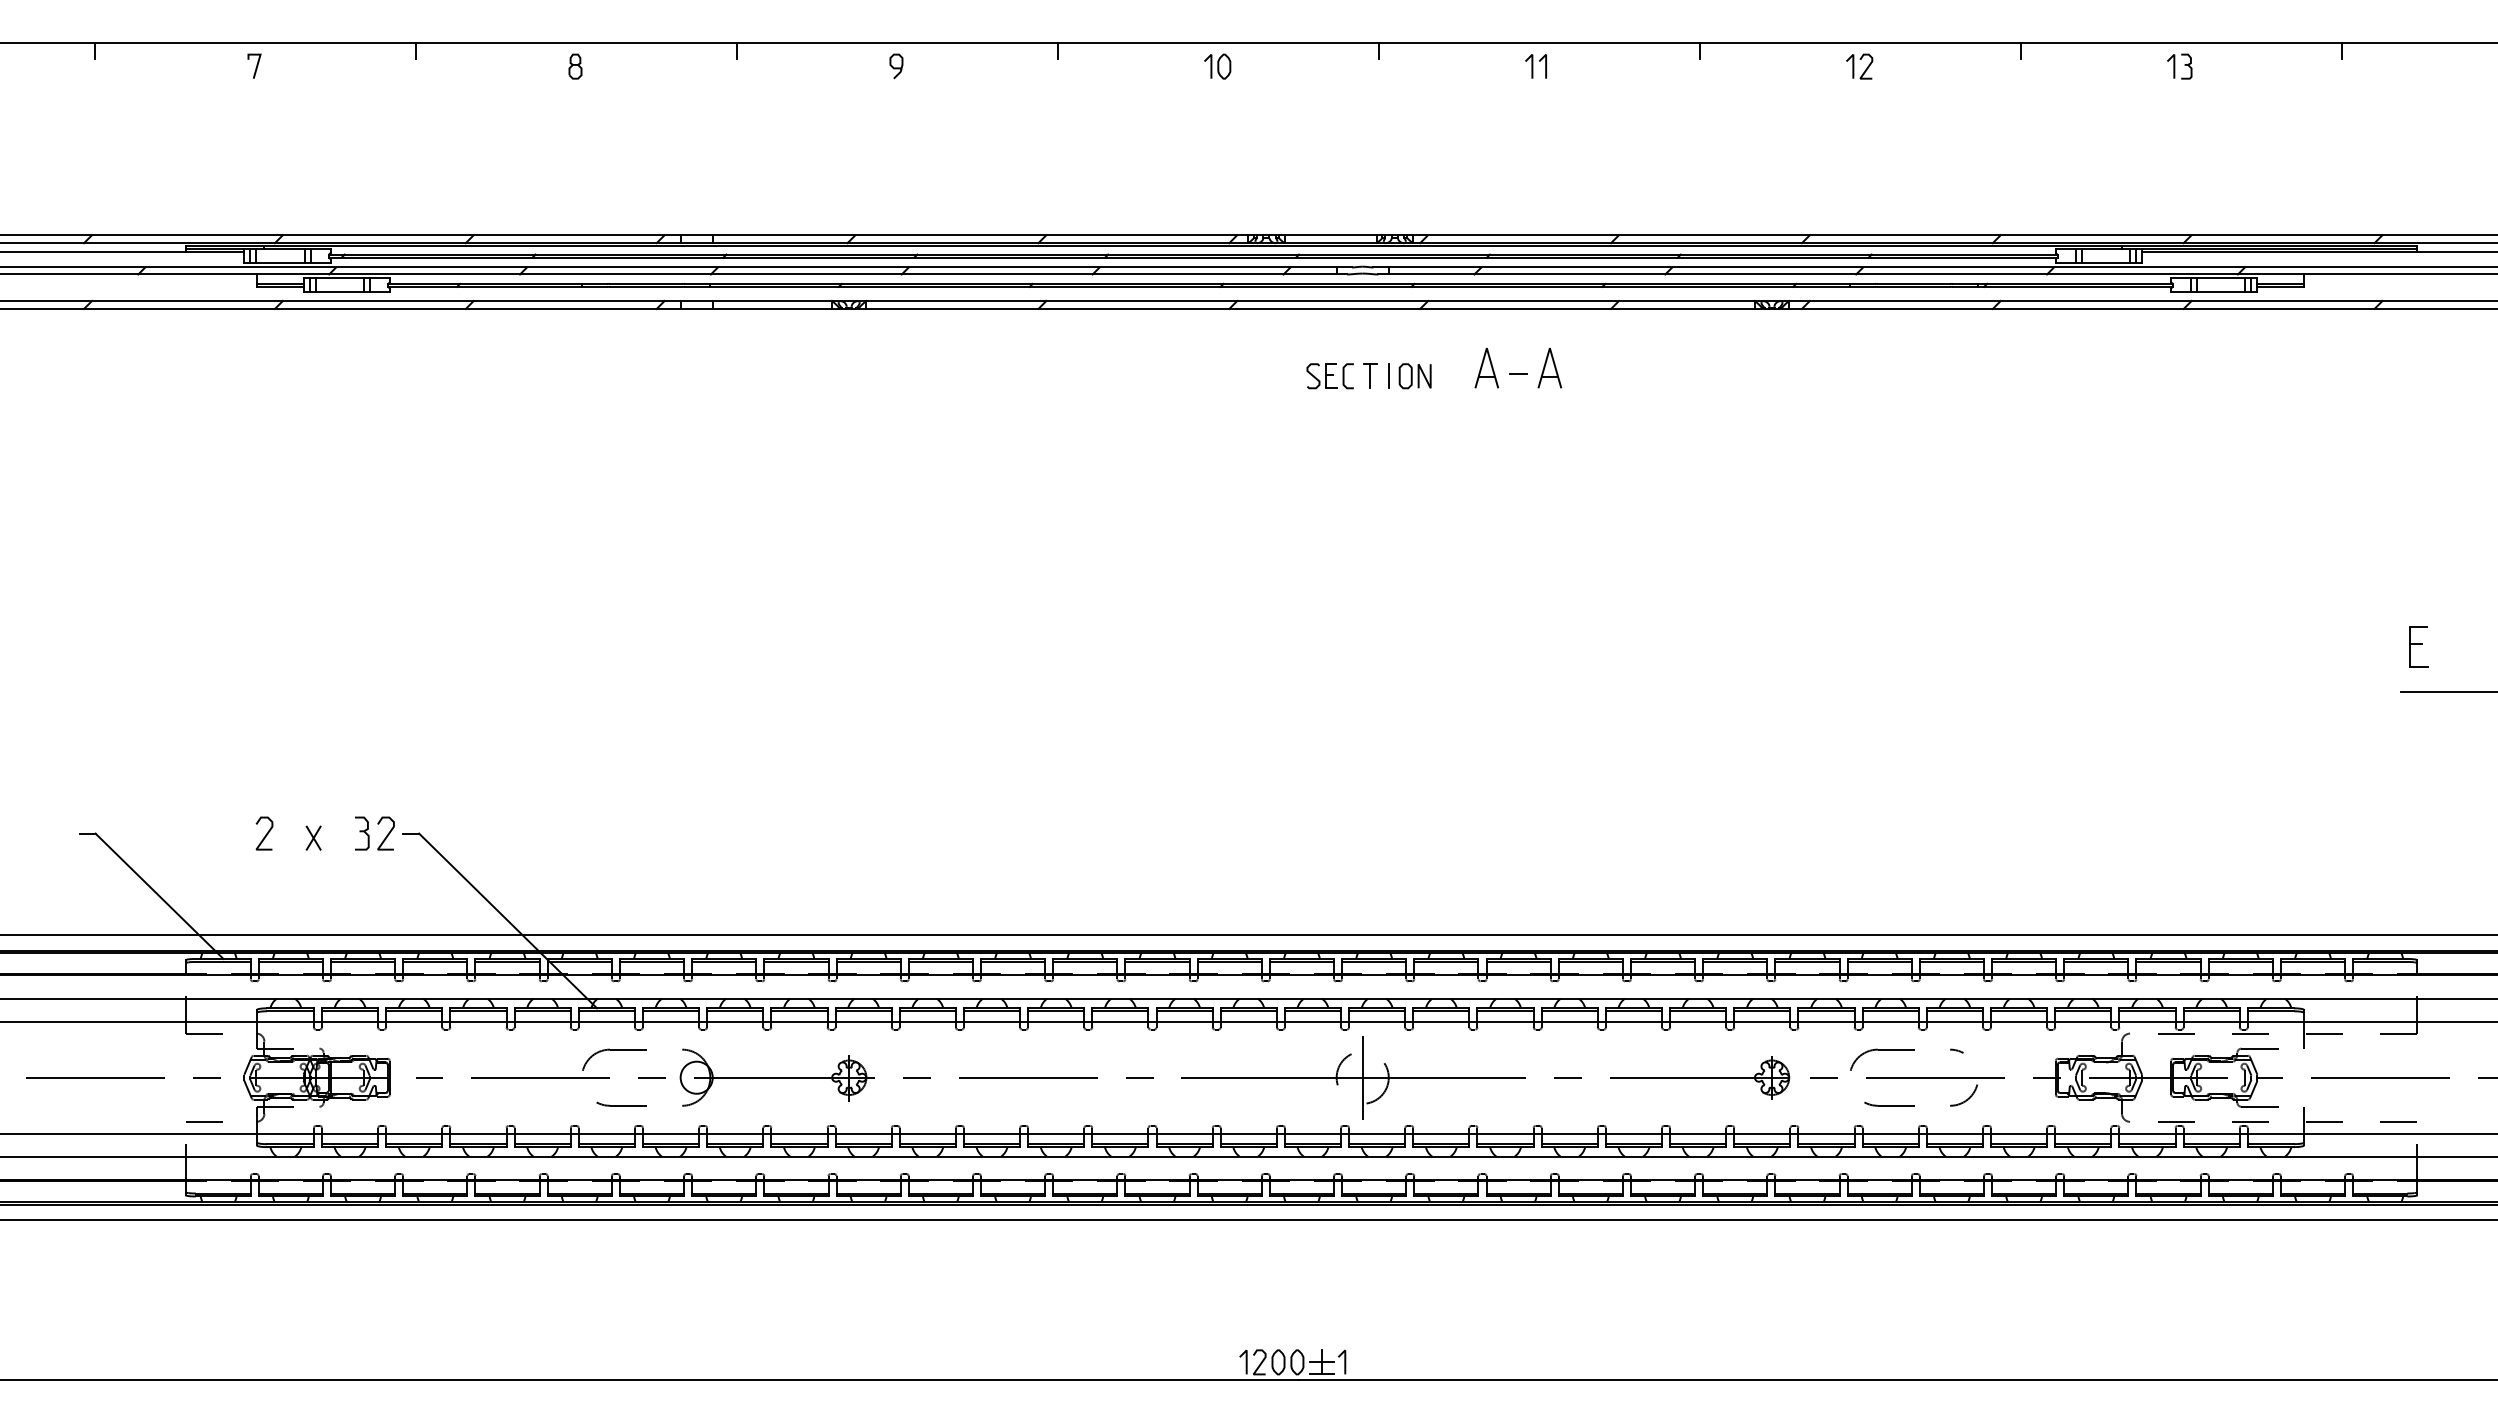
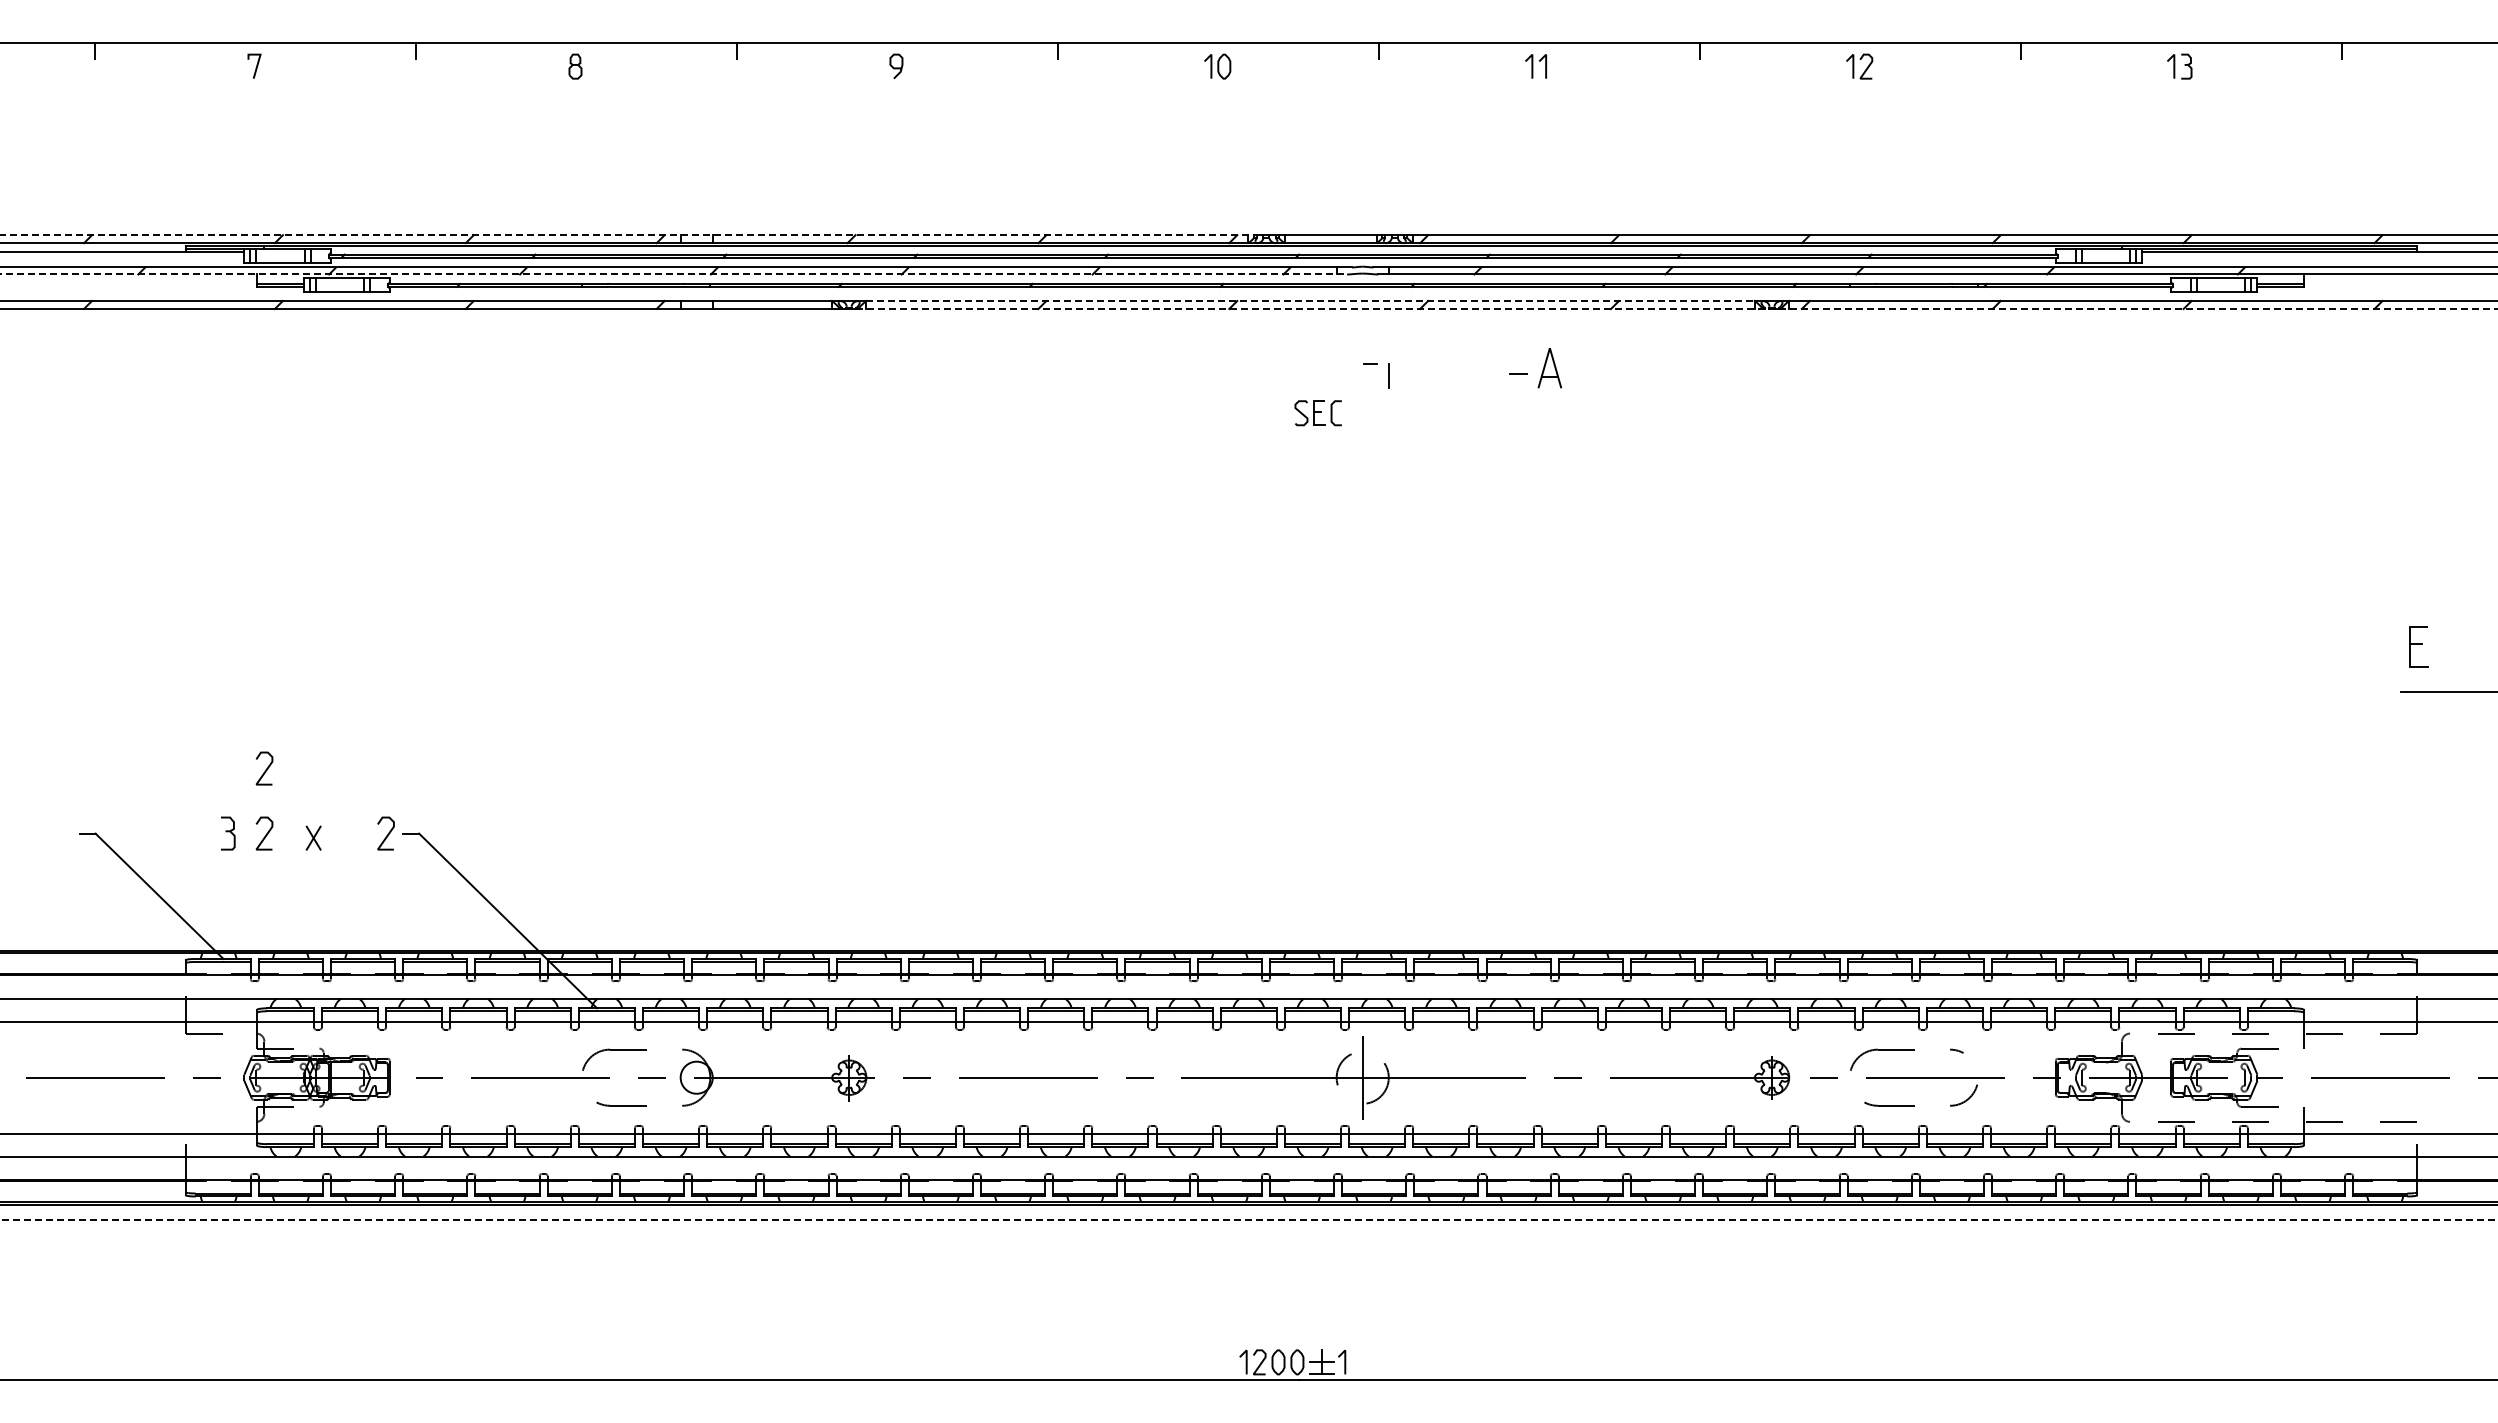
line: solid -> dashed (629, 235)
line: solid -> dashed (674, 274)
line: solid -> dashed (1311, 300)
line: solid -> dashed (1313, 309)
line: solid -> dashed (2138, 309)
part: present -> none (1486, 368)
part position: (1329, 376) -> (1317, 413) (1317, 413)
line: present -> none (1370, 376)
part: present -> none (1414, 376)
curve: none -> present (265, 769)
part position: (362, 833) -> (228, 833) (228, 833)
line: present -> none (1248, 935)
line: present -> none (204, 1121)
line: solid -> dashed (1249, 1219)
